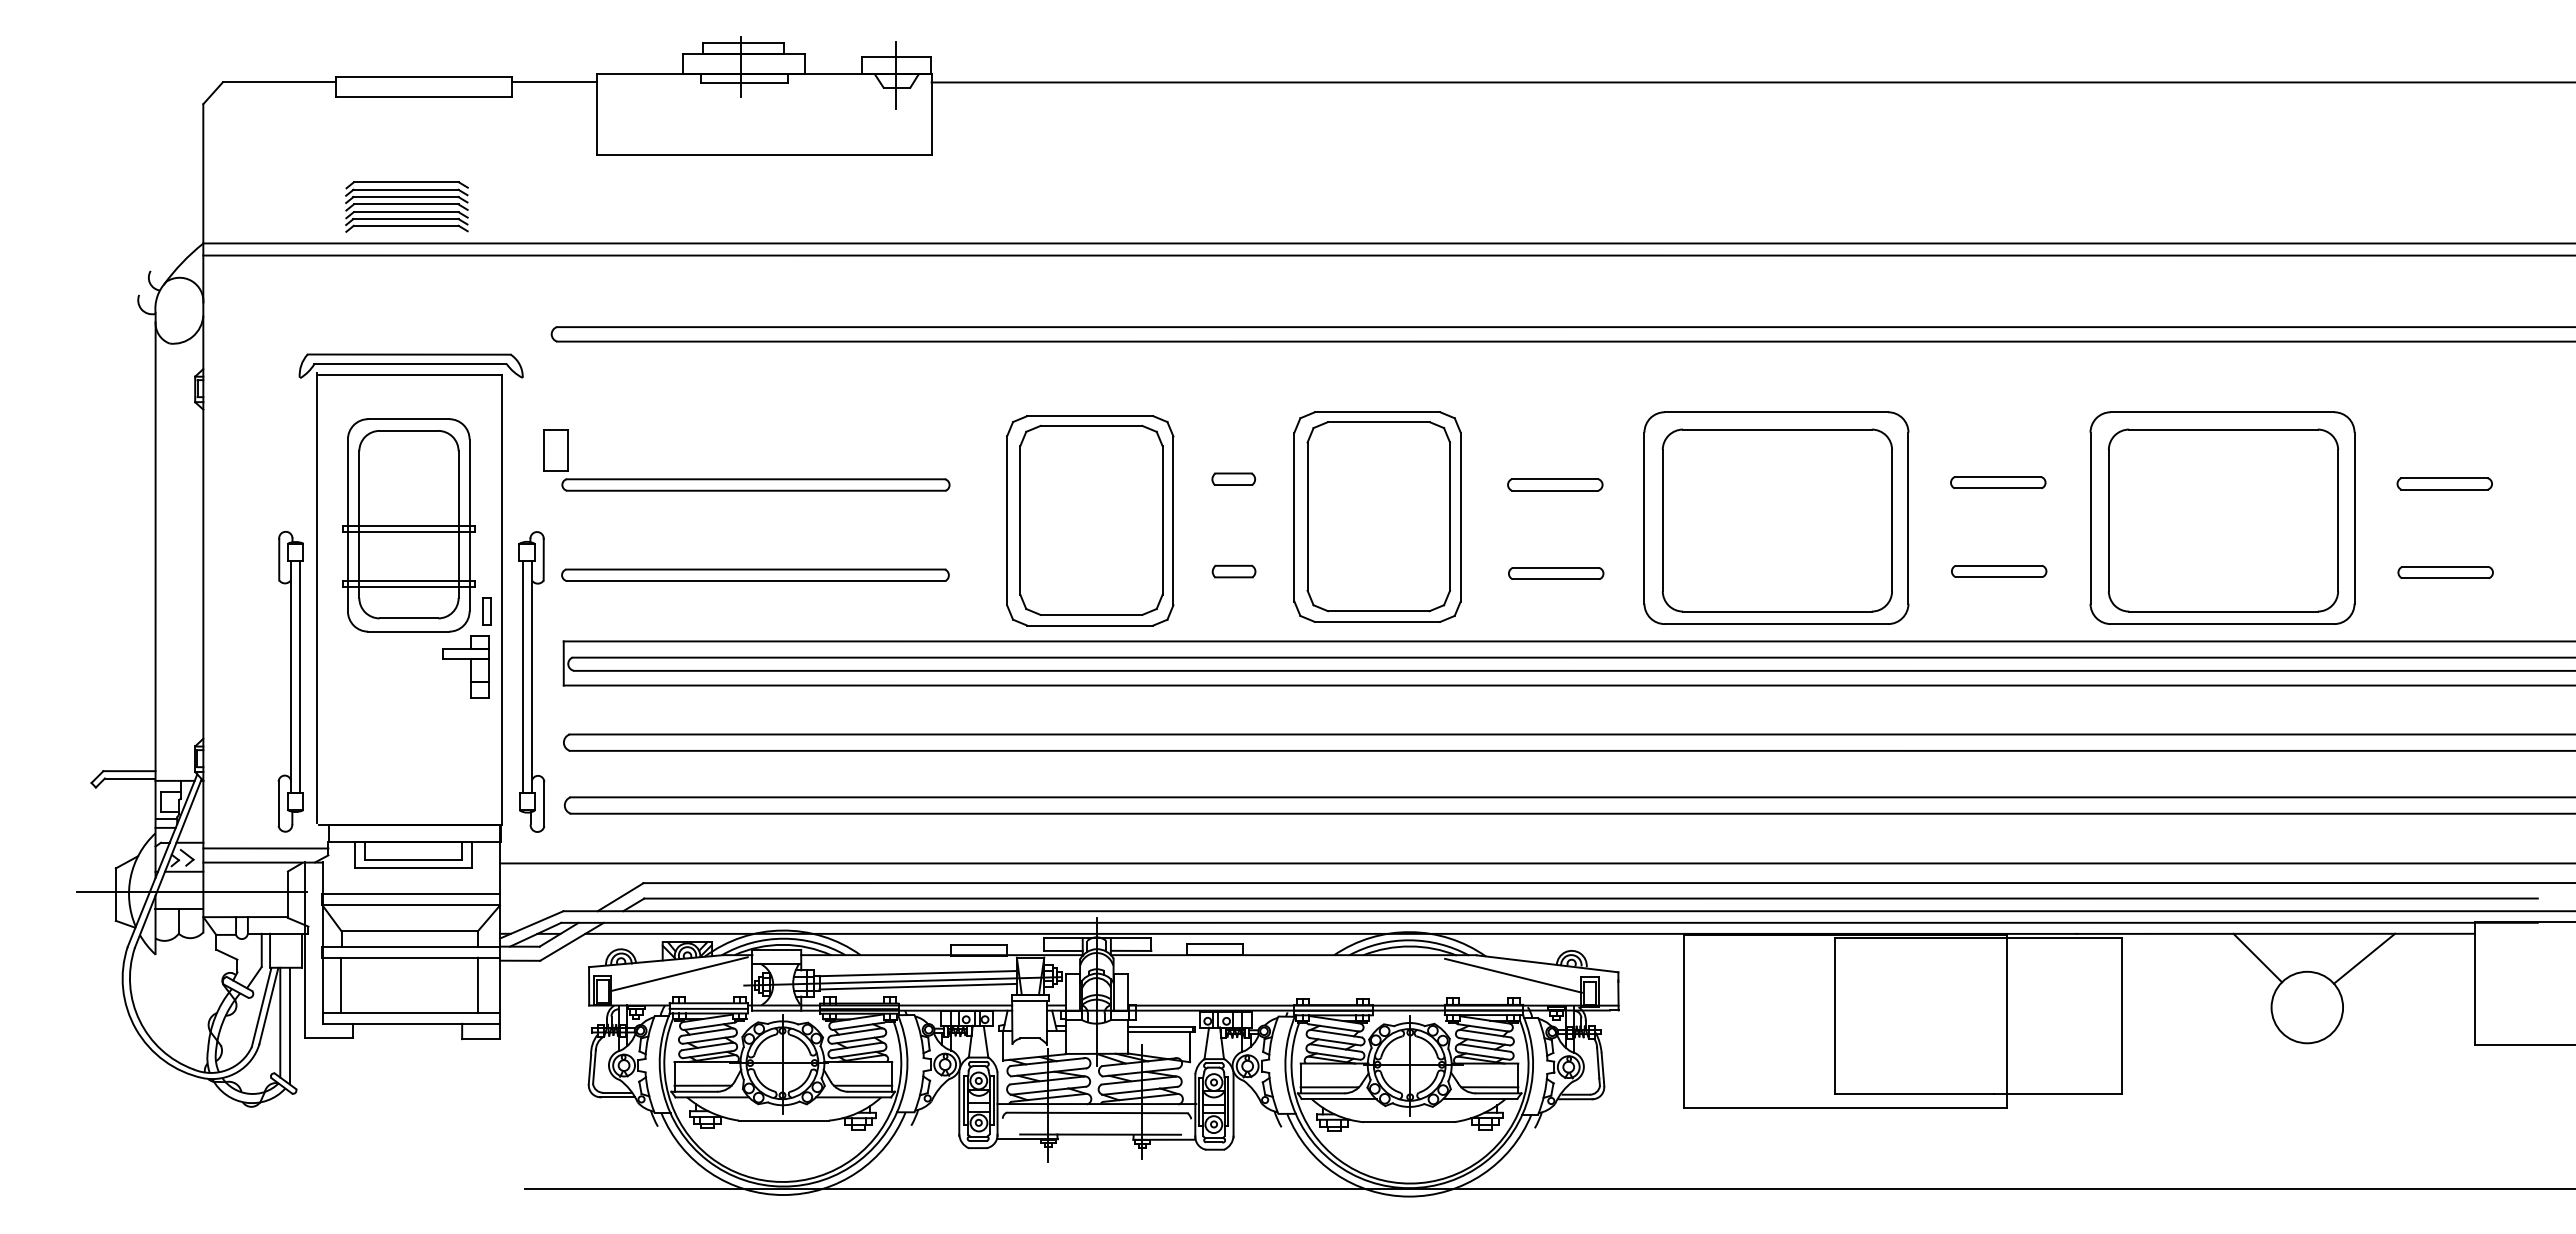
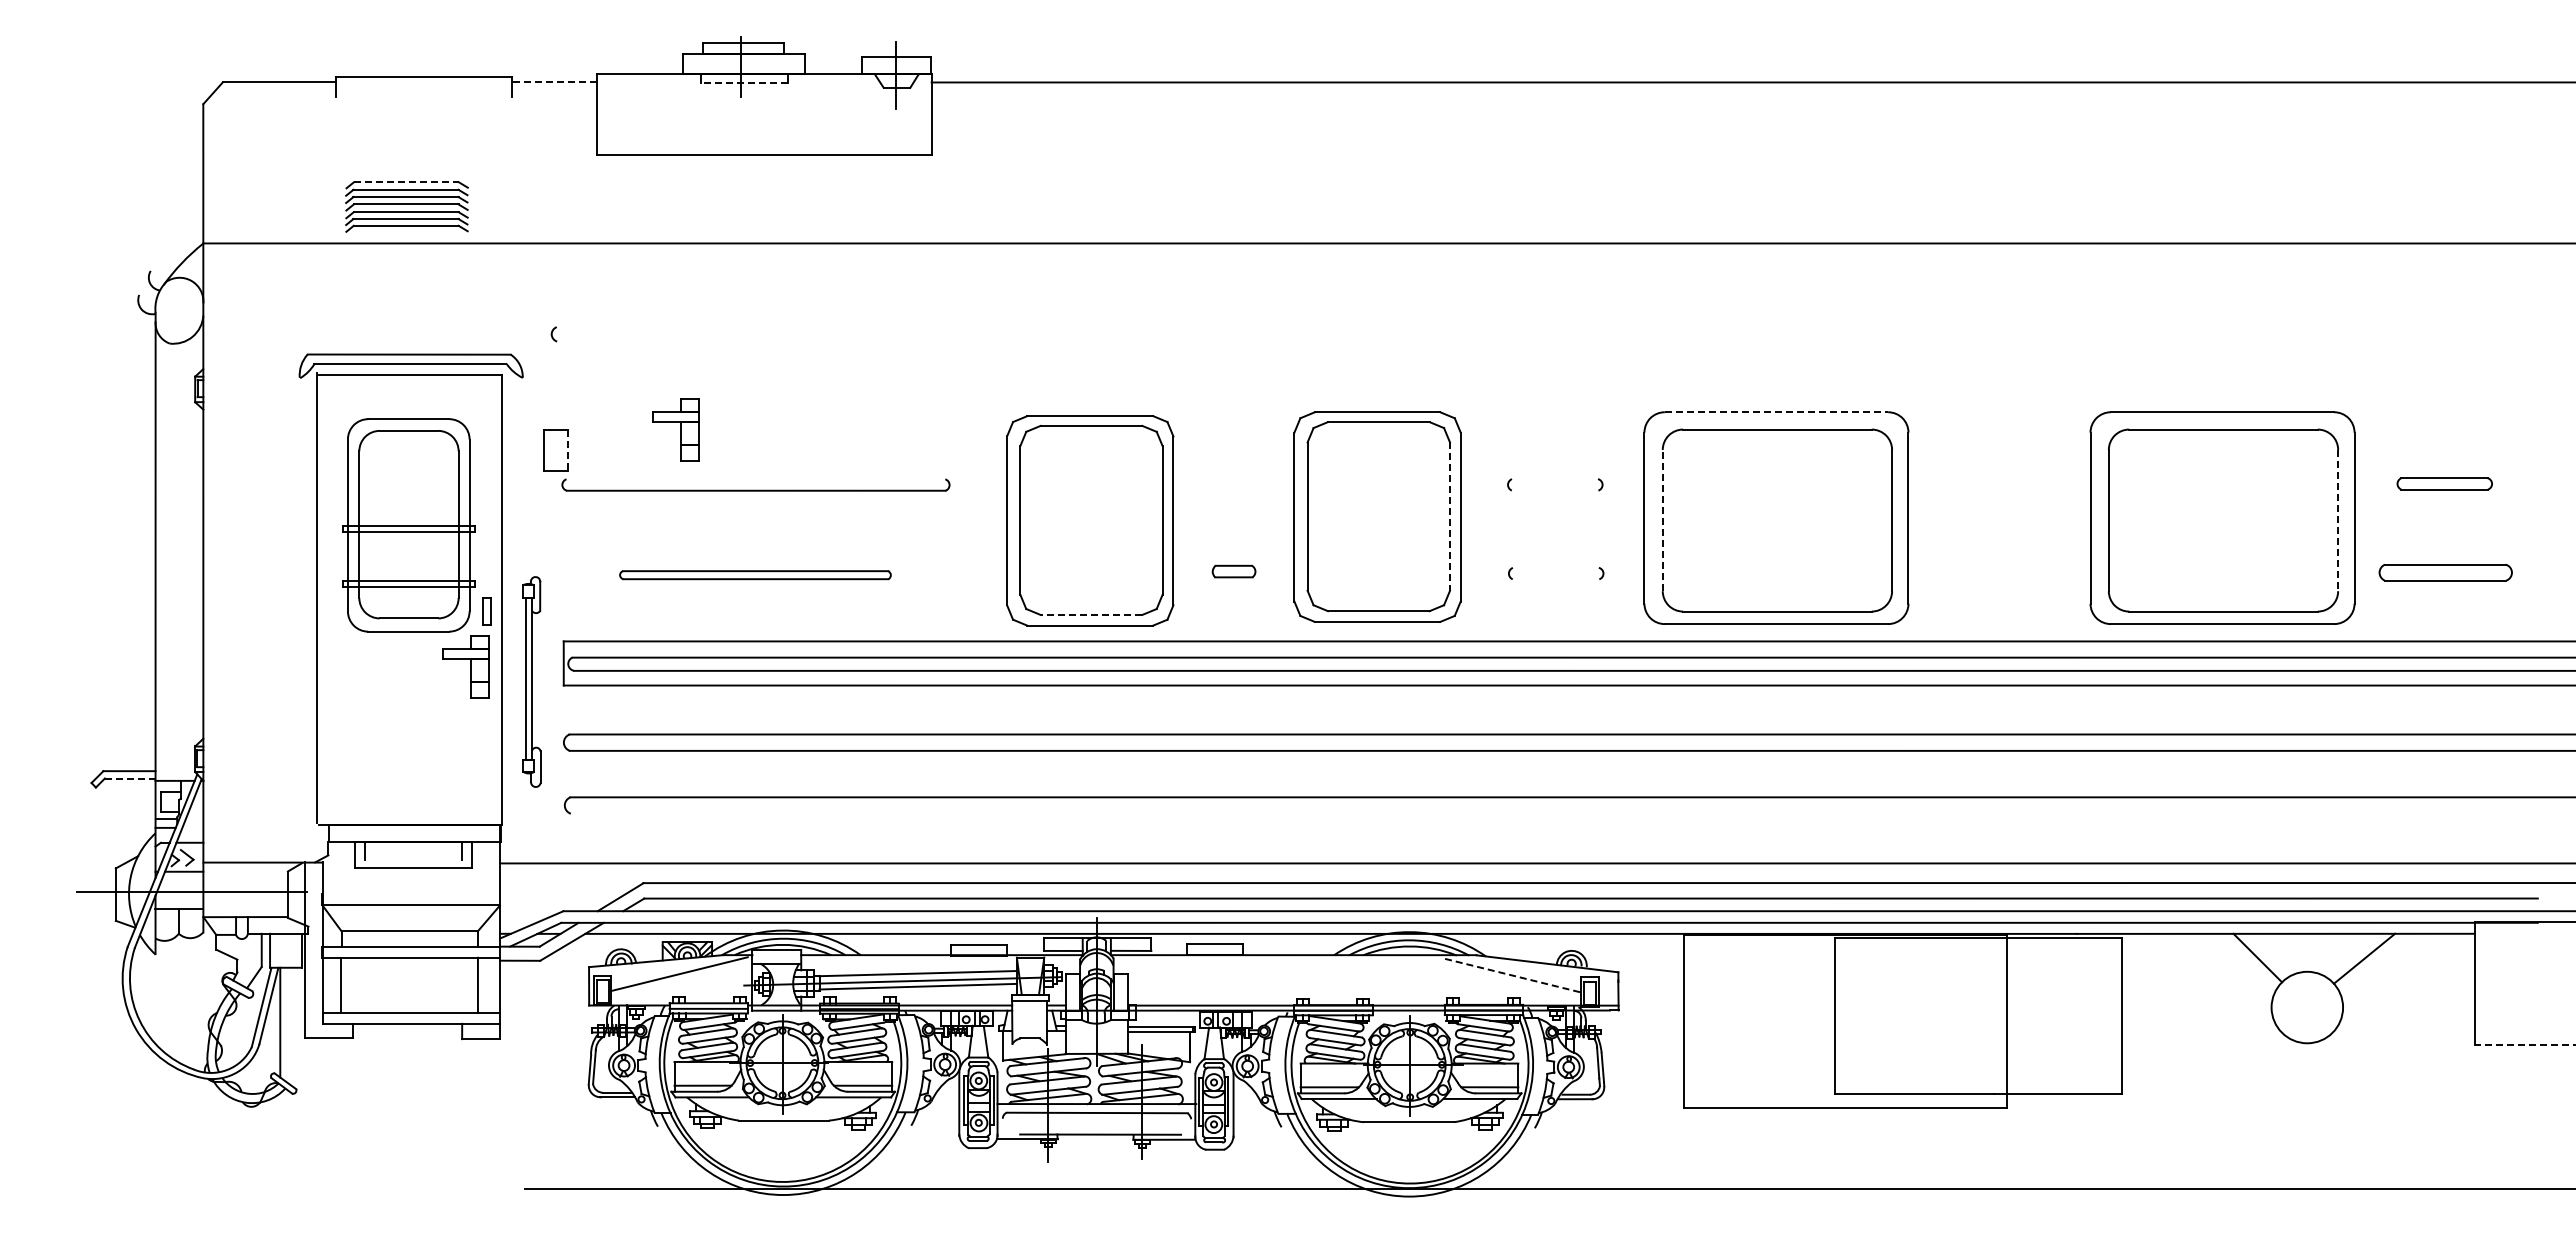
line: solid -> dashed (553, 82)
line: solid -> dashed (743, 82)
line: present -> none (424, 96)
line: solid -> dashed (406, 182)
line: present -> none (1387, 255)
line: present -> none (1564, 327)
line: present -> none (1564, 341)
line: solid -> dashed (1776, 412)
part: none -> present (675, 429)
line: solid -> dashed (568, 451)
part: present -> none (1233, 478)
line: present -> none (755, 479)
line: present -> none (1554, 479)
part: present -> none (1998, 482)
line: present -> none (1554, 490)
line: solid -> dashed (1450, 517)
line: solid -> dashed (1662, 520)
line: solid -> dashed (2338, 520)
line: present -> none (1555, 567)
part: present -> none (1999, 571)
part size: 97x13 px -> 135x18 px (2445, 572)
part size: 389x14 px -> 273x11 px (755, 575)
line: present -> none (1555, 579)
line: solid -> dashed (1091, 614)
part: present -> none (290, 681)
part size: 28x302 px -> 20x212 px (531, 681)
line: solid -> dashed (130, 778)
line: present -> none (1571, 813)
line: present -> none (265, 848)
line: present -> none (412, 860)
line: present -> none (411, 894)
line: solid -> dashed (1513, 975)
line: present -> none (289, 1025)
line: solid -> dashed (2524, 1045)
